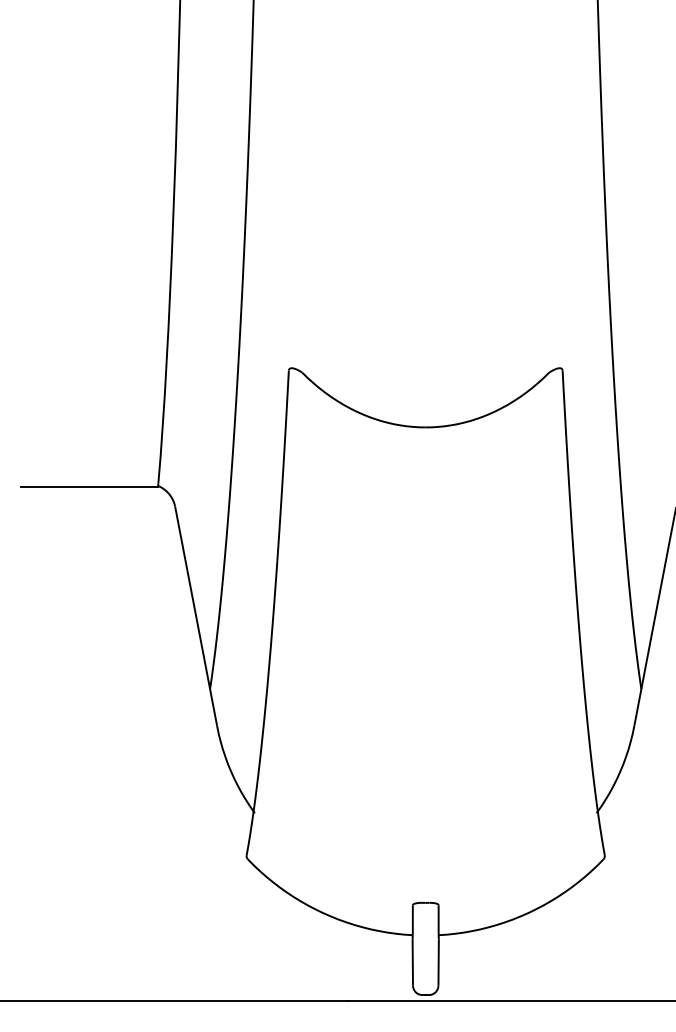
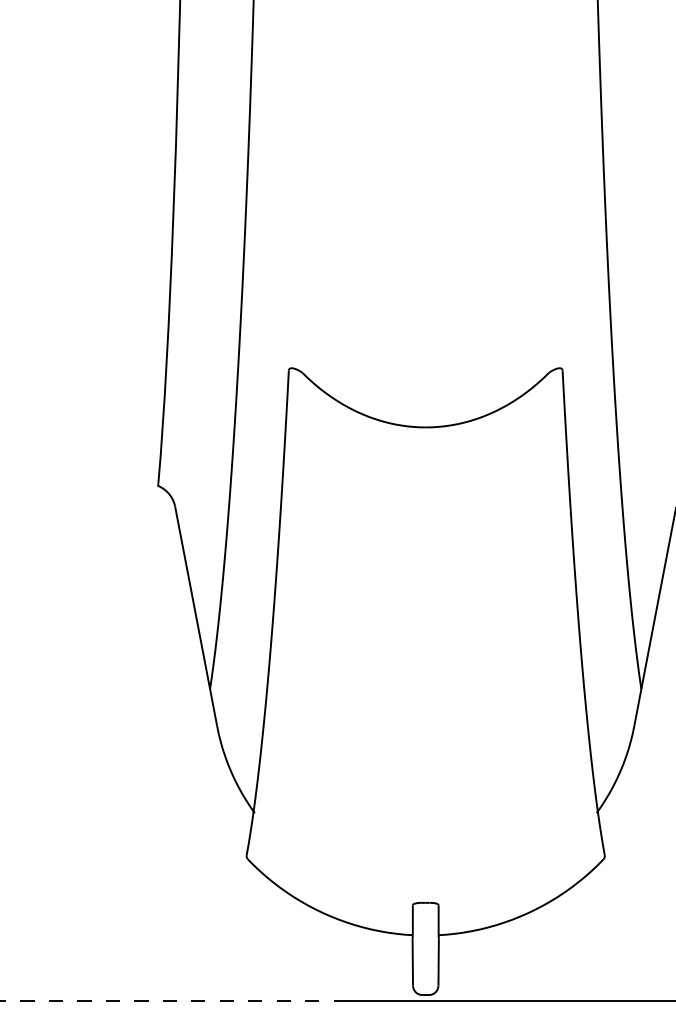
line: present -> none (89, 486)
line: solid -> dashed (173, 1001)
